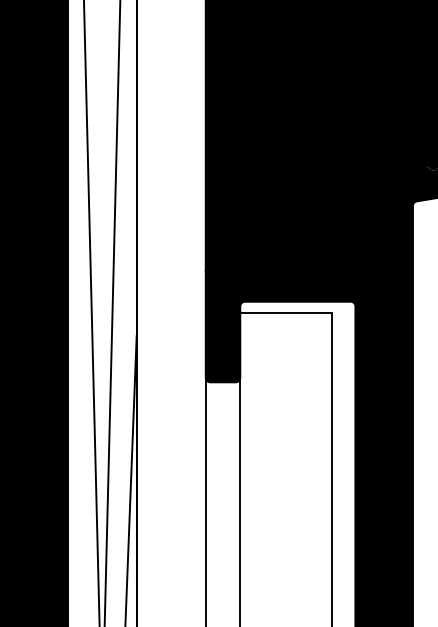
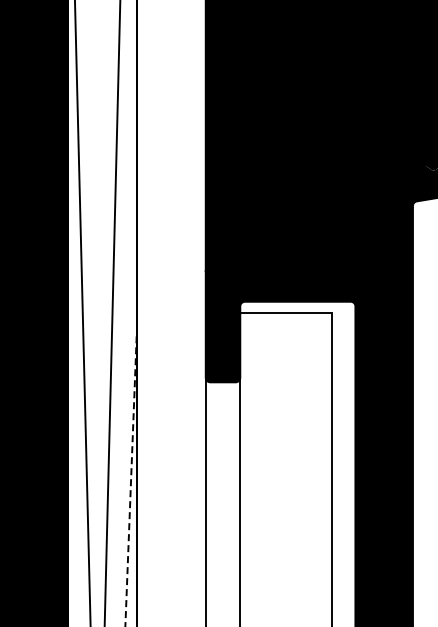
line position: (91, 312) -> (82, 312) (82, 312)
line: solid -> dashed (131, 482)
